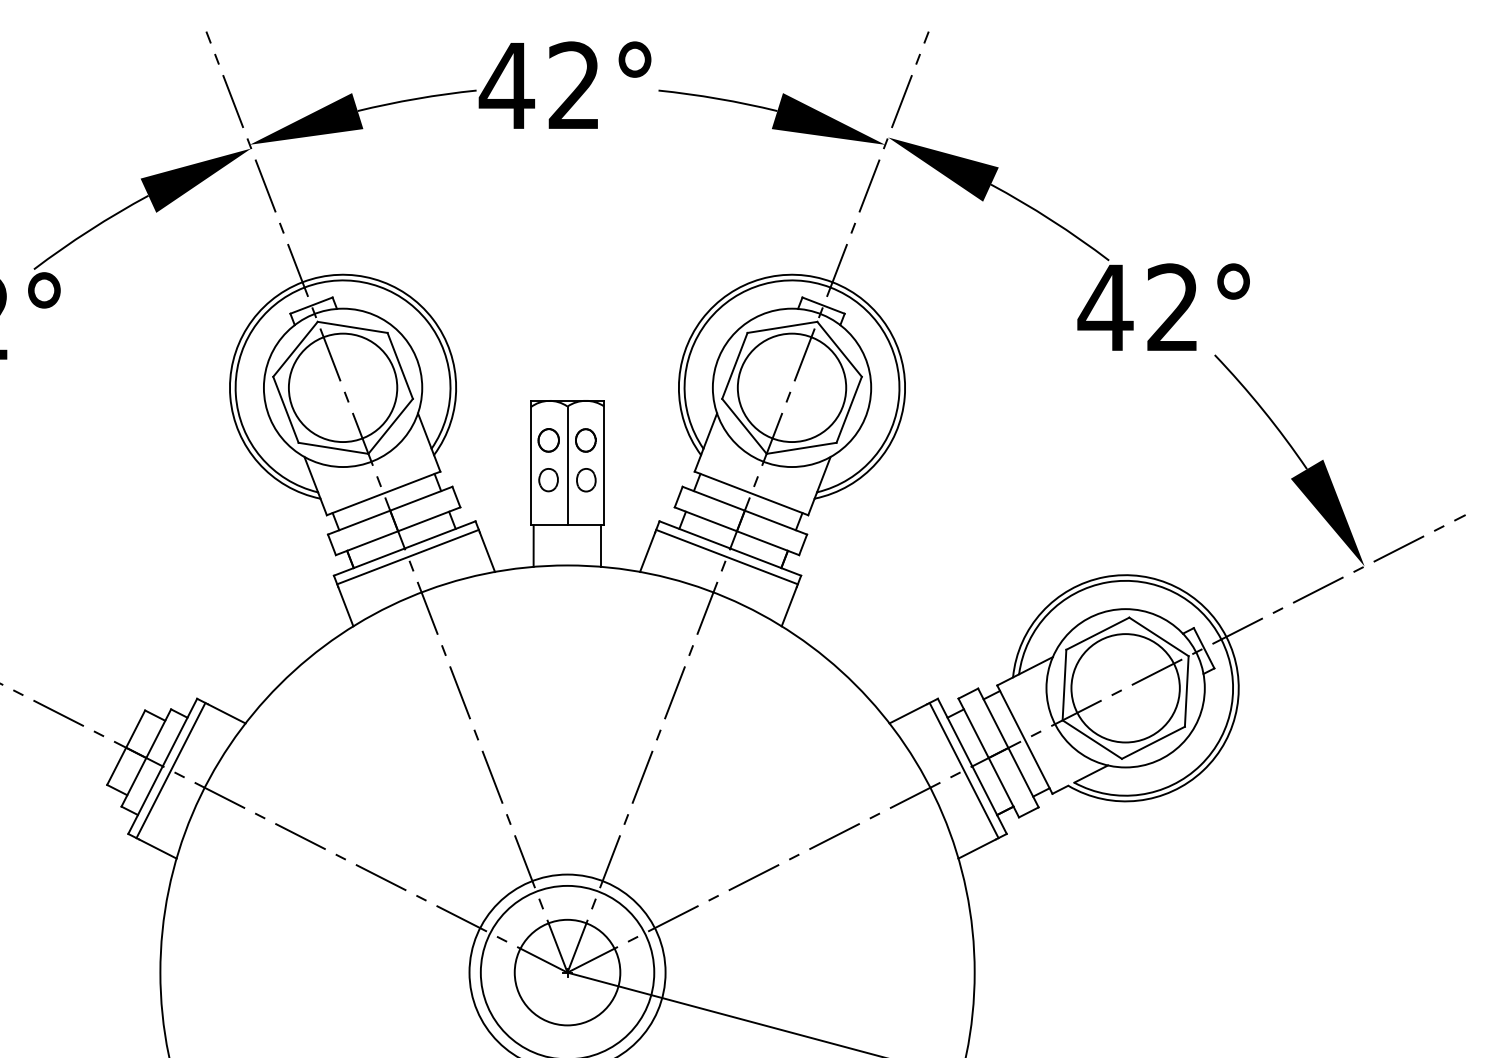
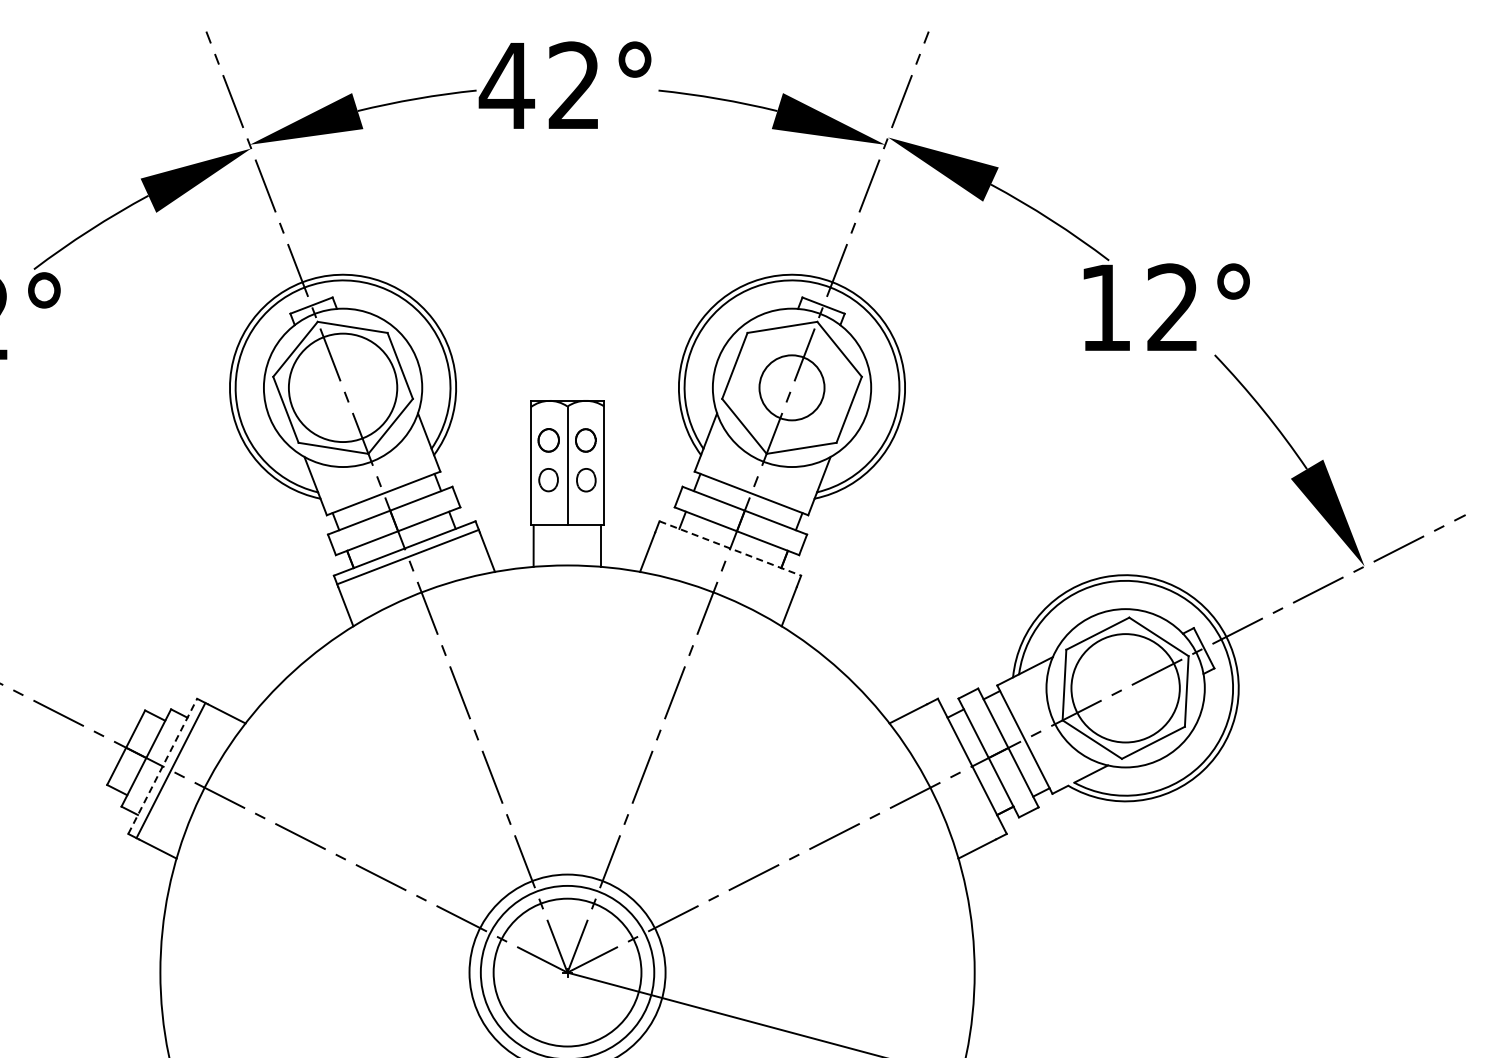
text: 42° -> 12° (1105, 307)
circle diameter: 108 px -> 65 px (791, 387)
line: solid -> dashed (730, 548)
line: present -> none (726, 556)
line: solid -> dashed (162, 766)
line: present -> none (963, 770)
circle diameter: 106 px -> 148 px (567, 972)
